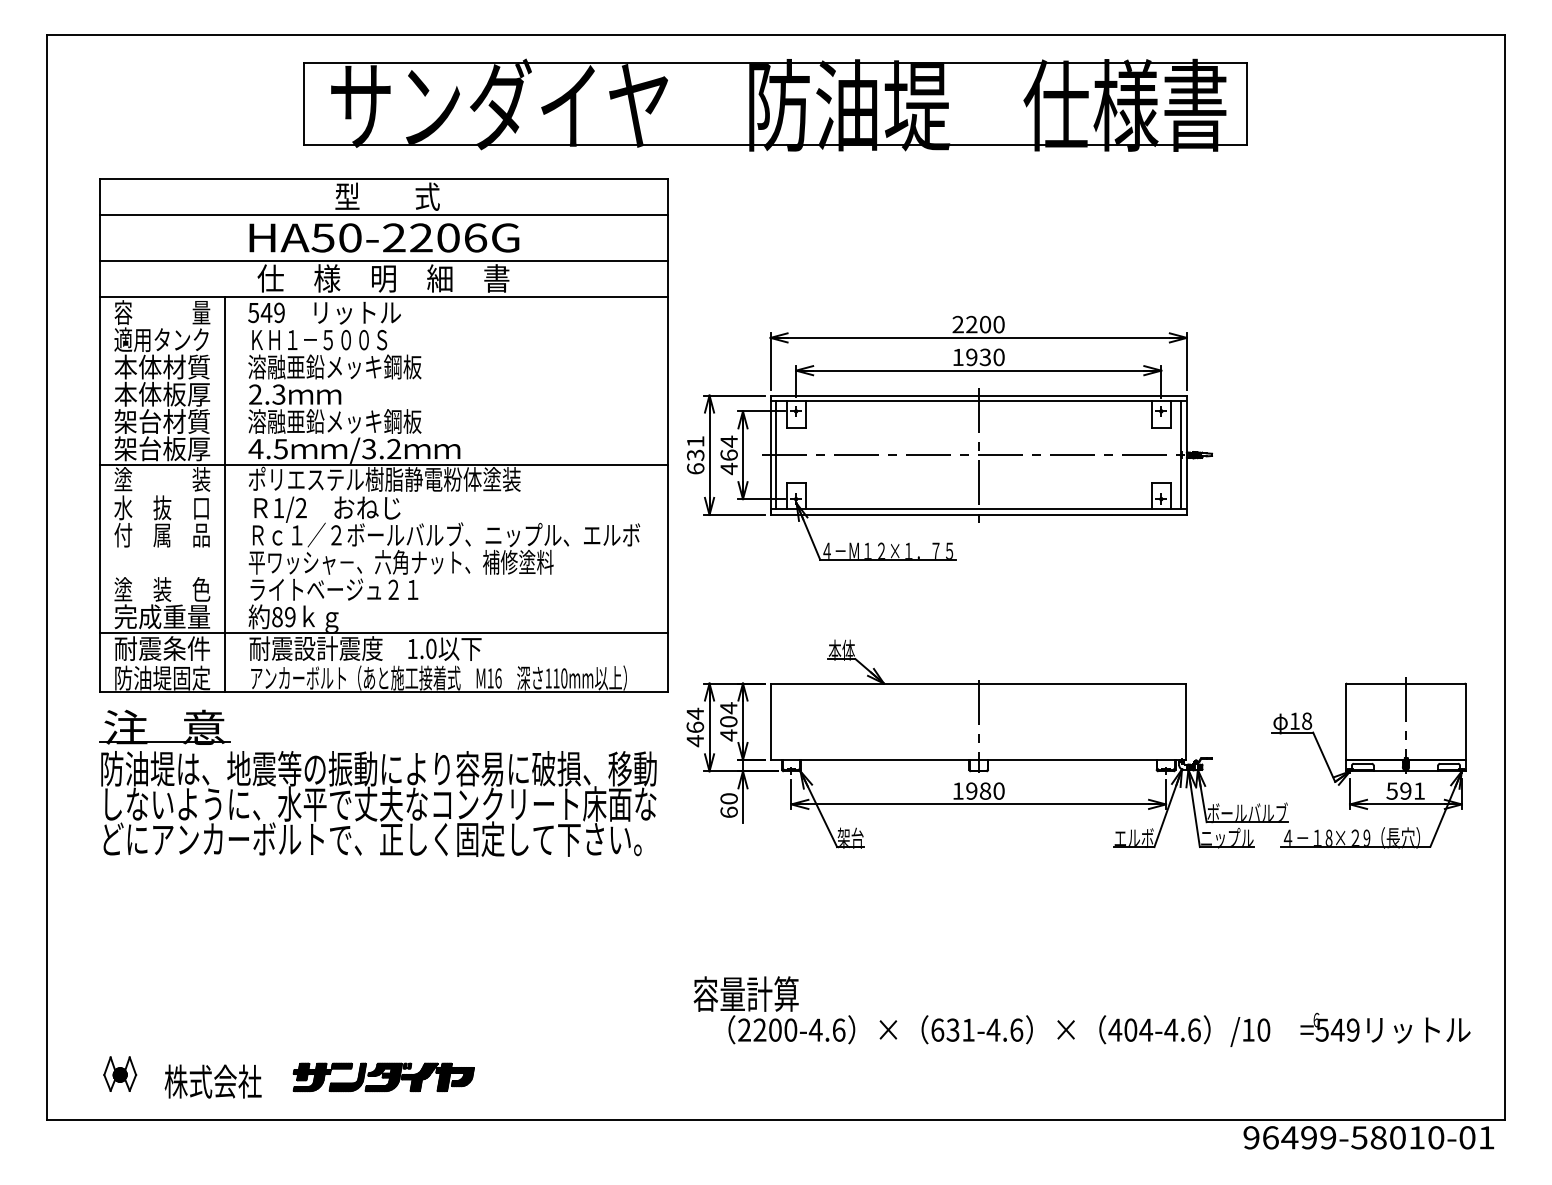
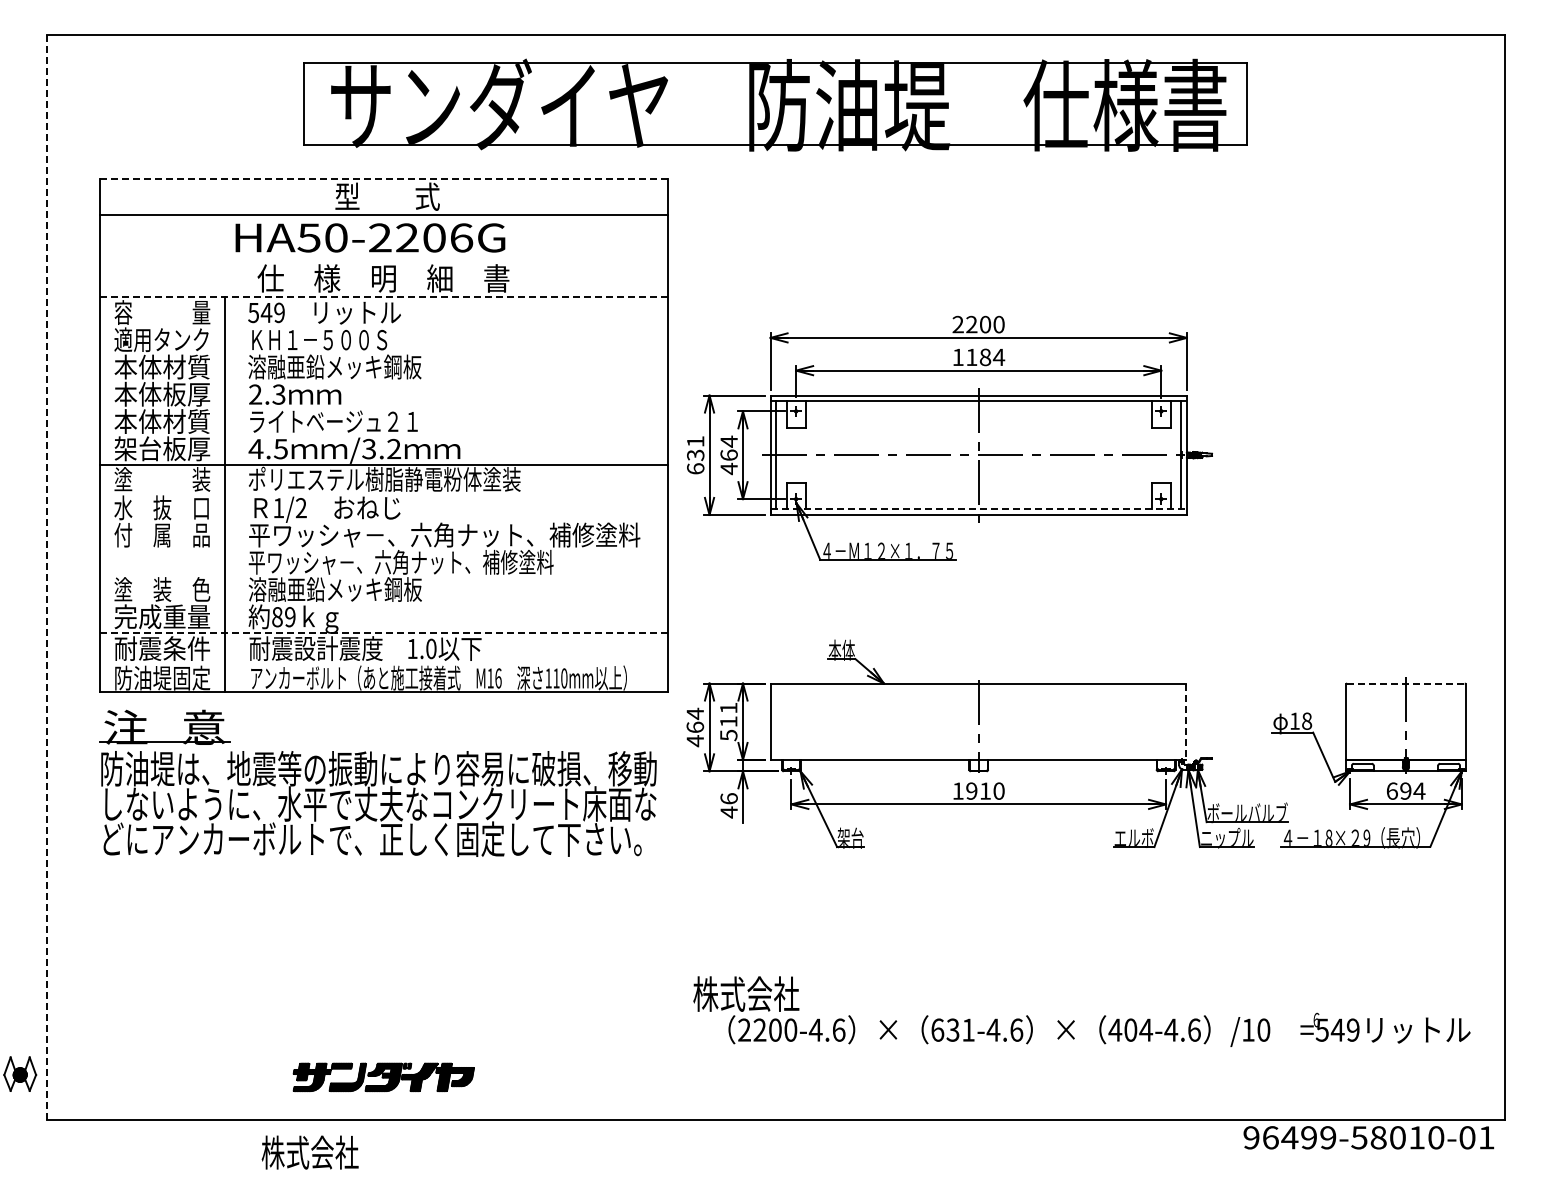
line: solid -> dashed (383, 178)
text position: (384, 237) -> (370, 237) (370, 237)
line: present -> none (383, 260)
line: solid -> dashed (383, 297)
text: 1930 -> 1184 (985, 357)
text: 架台材質 -> 本体材質 (137, 421)
text: 溶融亜鉛メッキ鋼板 -> ライトベージュ２１ (334, 421)
line: solid -> dashed (978, 509)
text: Ｒｃ１／２ボールバルブ、ニップル、エルボ -> 平ワッシャ－、六角ナット、補修塗料 (444, 534)
line: solid -> dashed (46, 577)
text: ライトベージュ２１ -> 溶融亜鉛メッキ鋼板 (335, 589)
line: solid -> dashed (383, 633)
line: solid -> dashed (1405, 683)
text: 404 -> 511 (728, 721)
line: solid -> dashed (1186, 722)
text: 1980 -> 1910 (985, 790)
text: 591 -> 694 (1405, 790)
text: 60 -> 46 (728, 805)
text: 容量計算 -> 株式会社 (746, 993)
part position: (120, 1073) -> (20, 1073) (20, 1073)
text position: (212, 1081) -> (309, 1152) (309, 1152)
